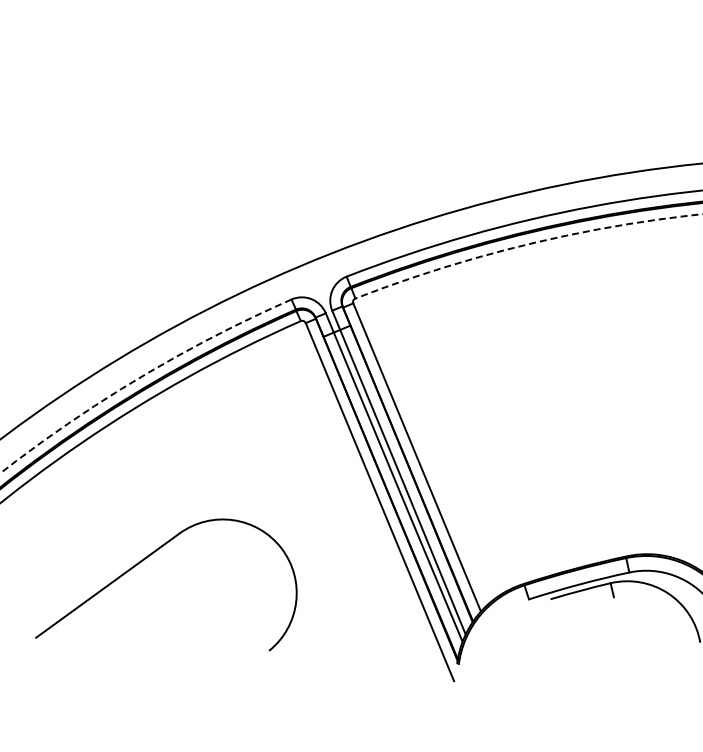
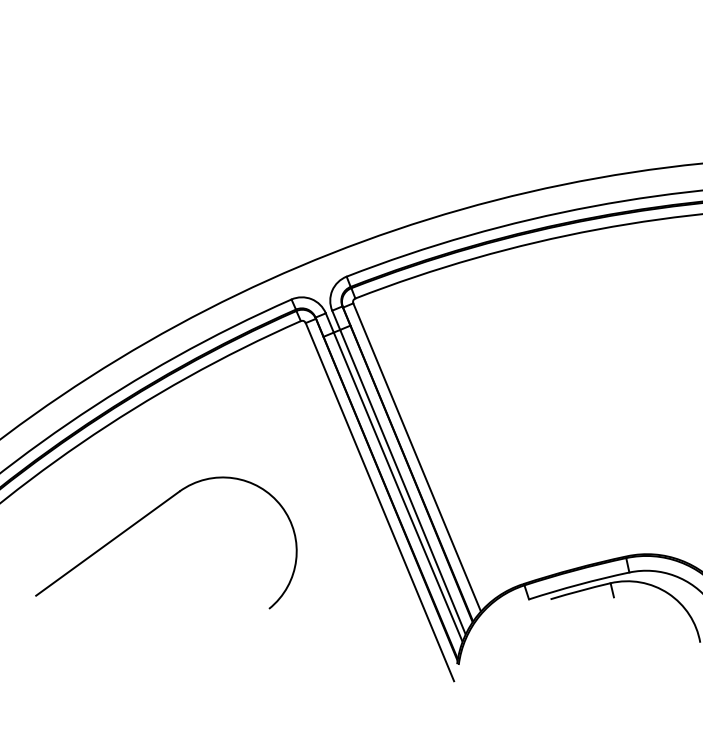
arc: dashed -> solid (527, 244)
arc: dashed -> solid (141, 376)
part position: (148, 557) -> (148, 515) (148, 515)
